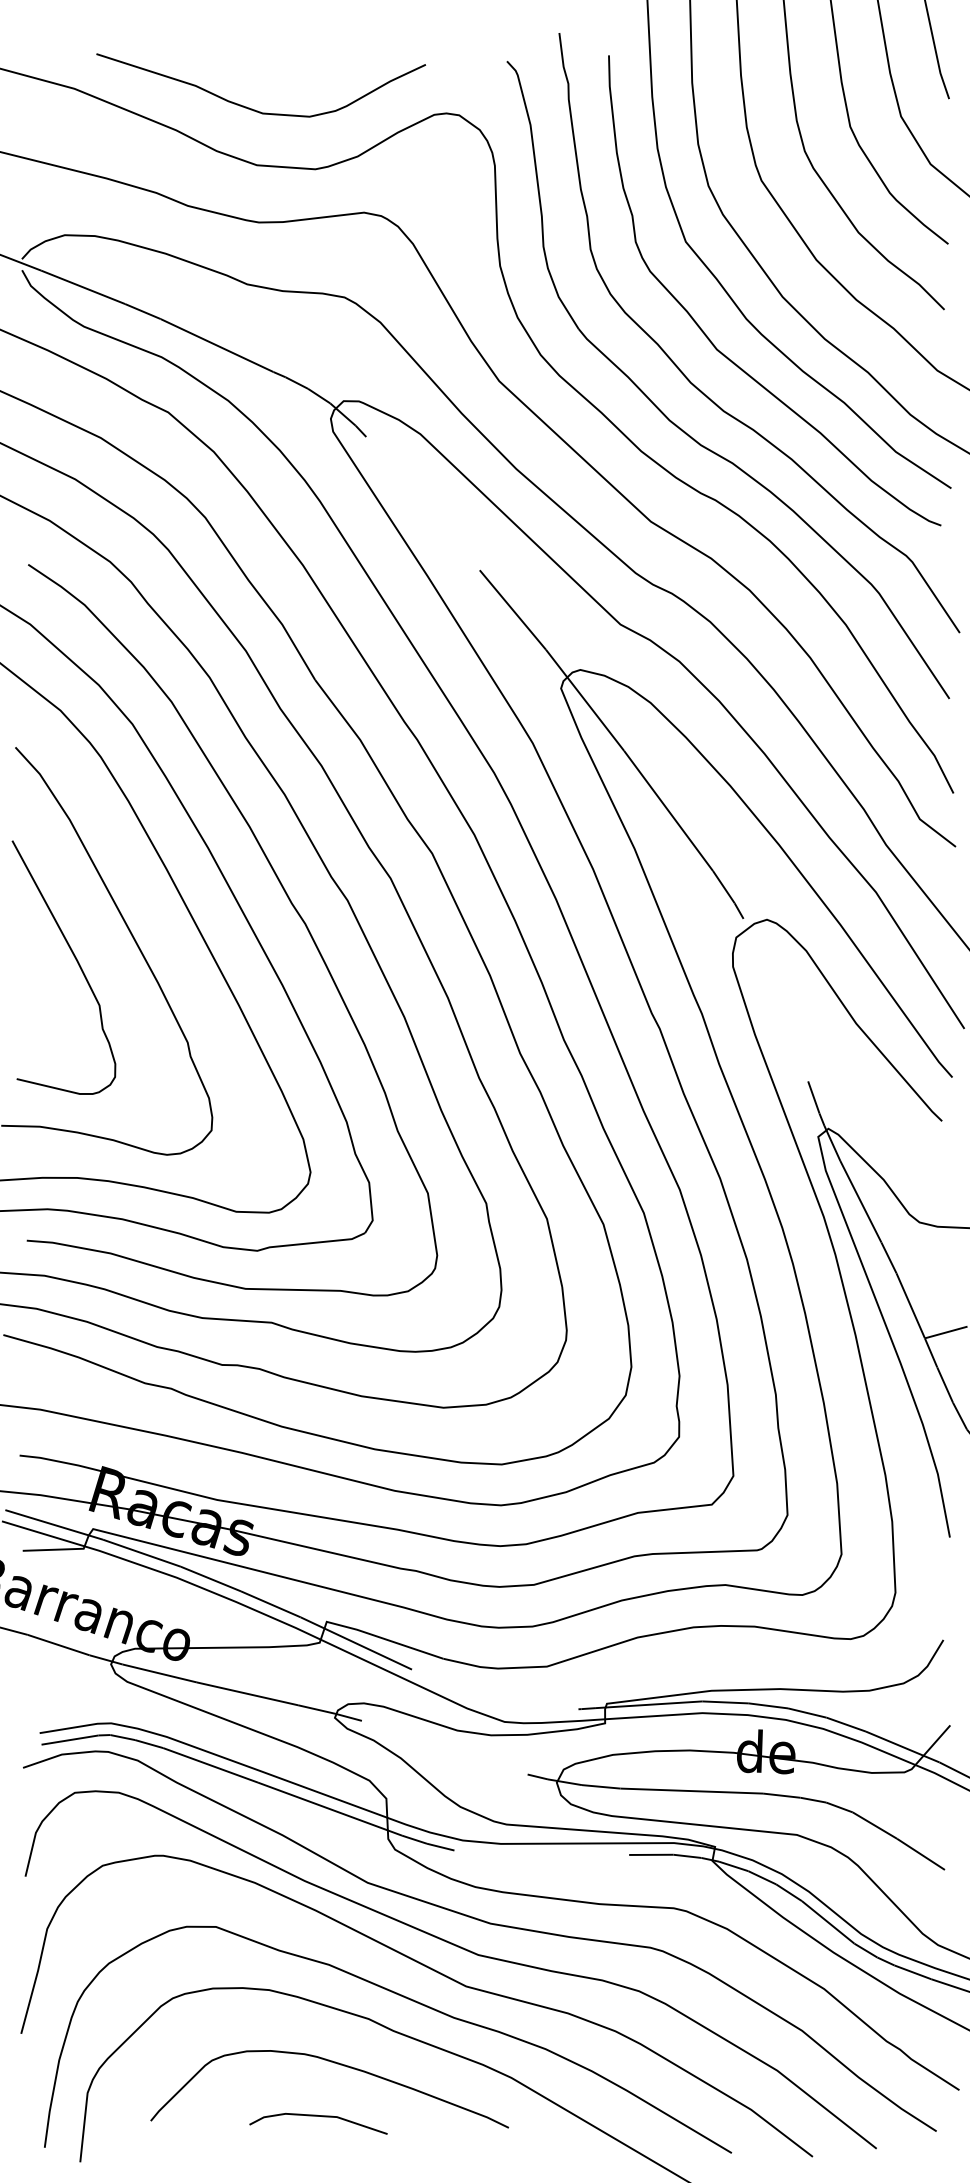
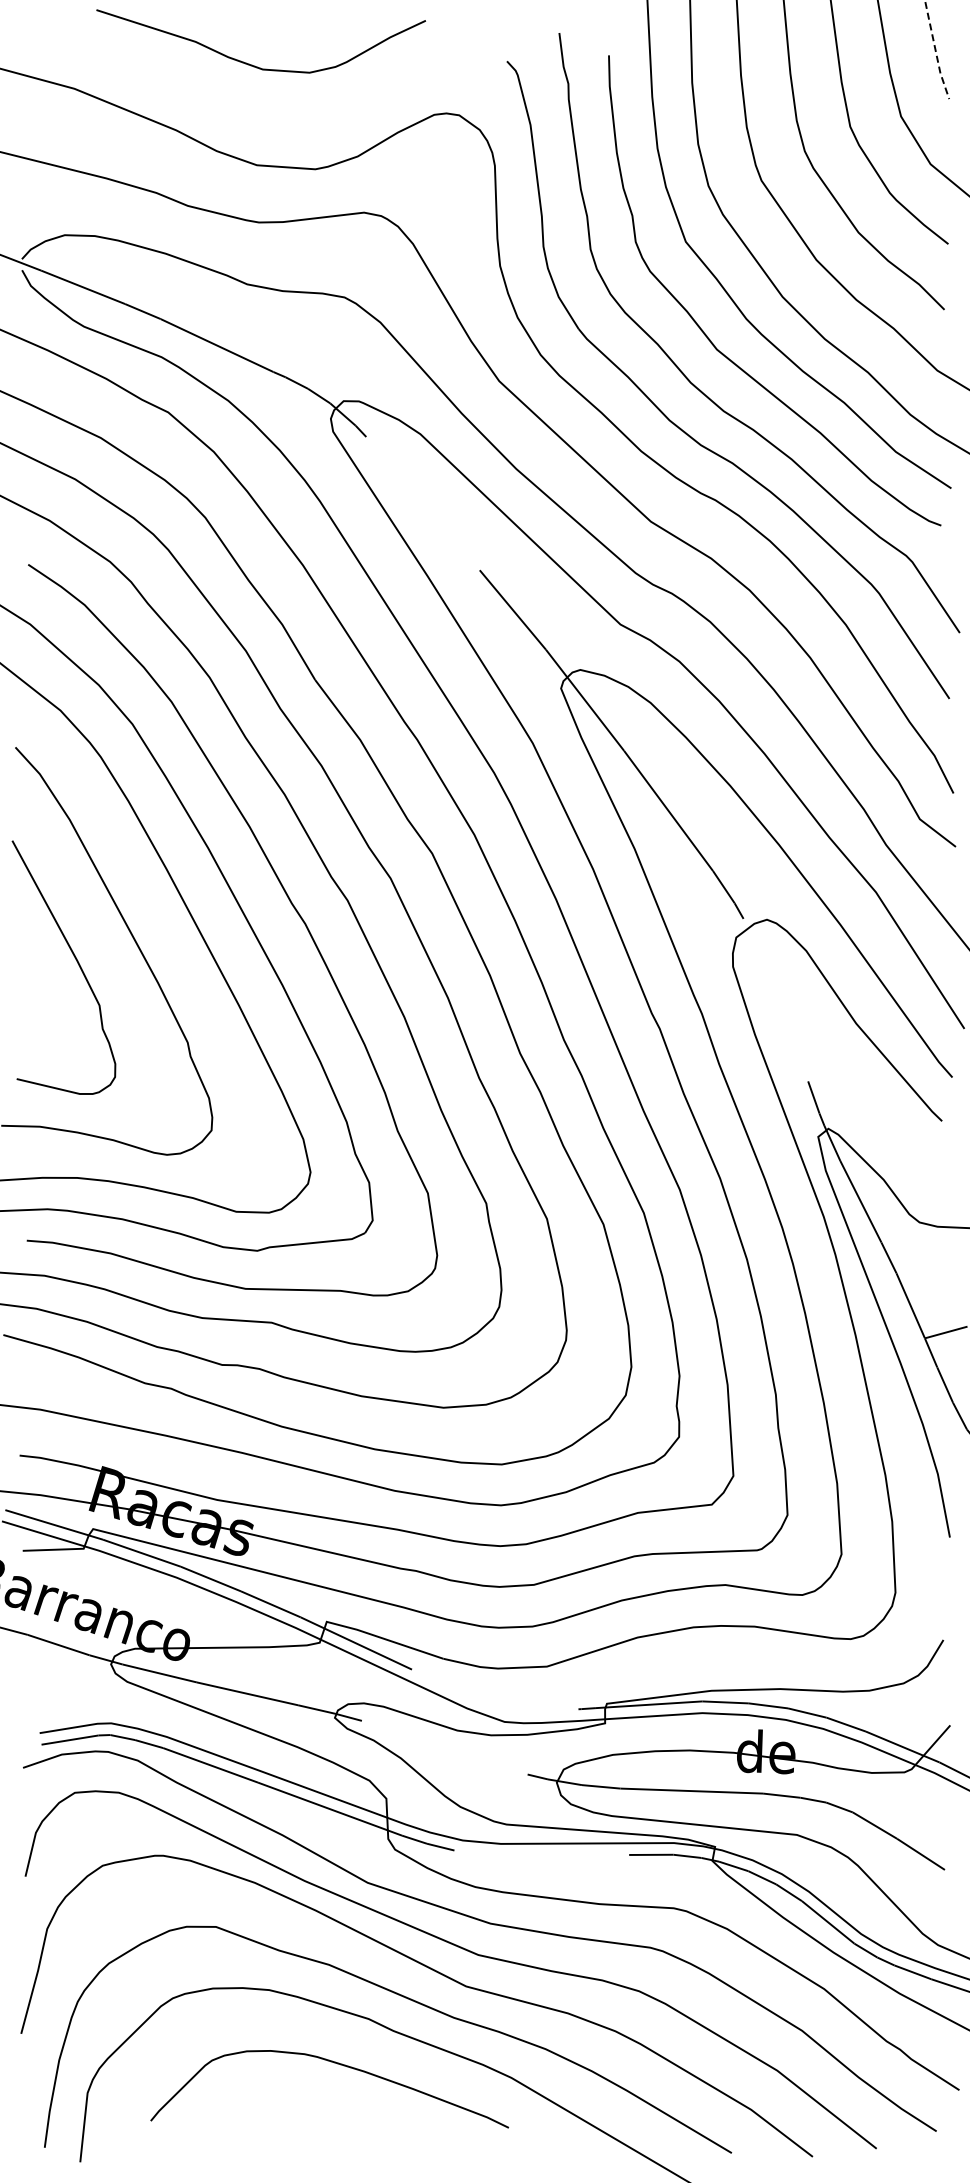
line: solid -> dashed (935, 51)
curve position: (252, 108) -> (252, 64) (252, 64)
line: present -> none (318, 2116)
